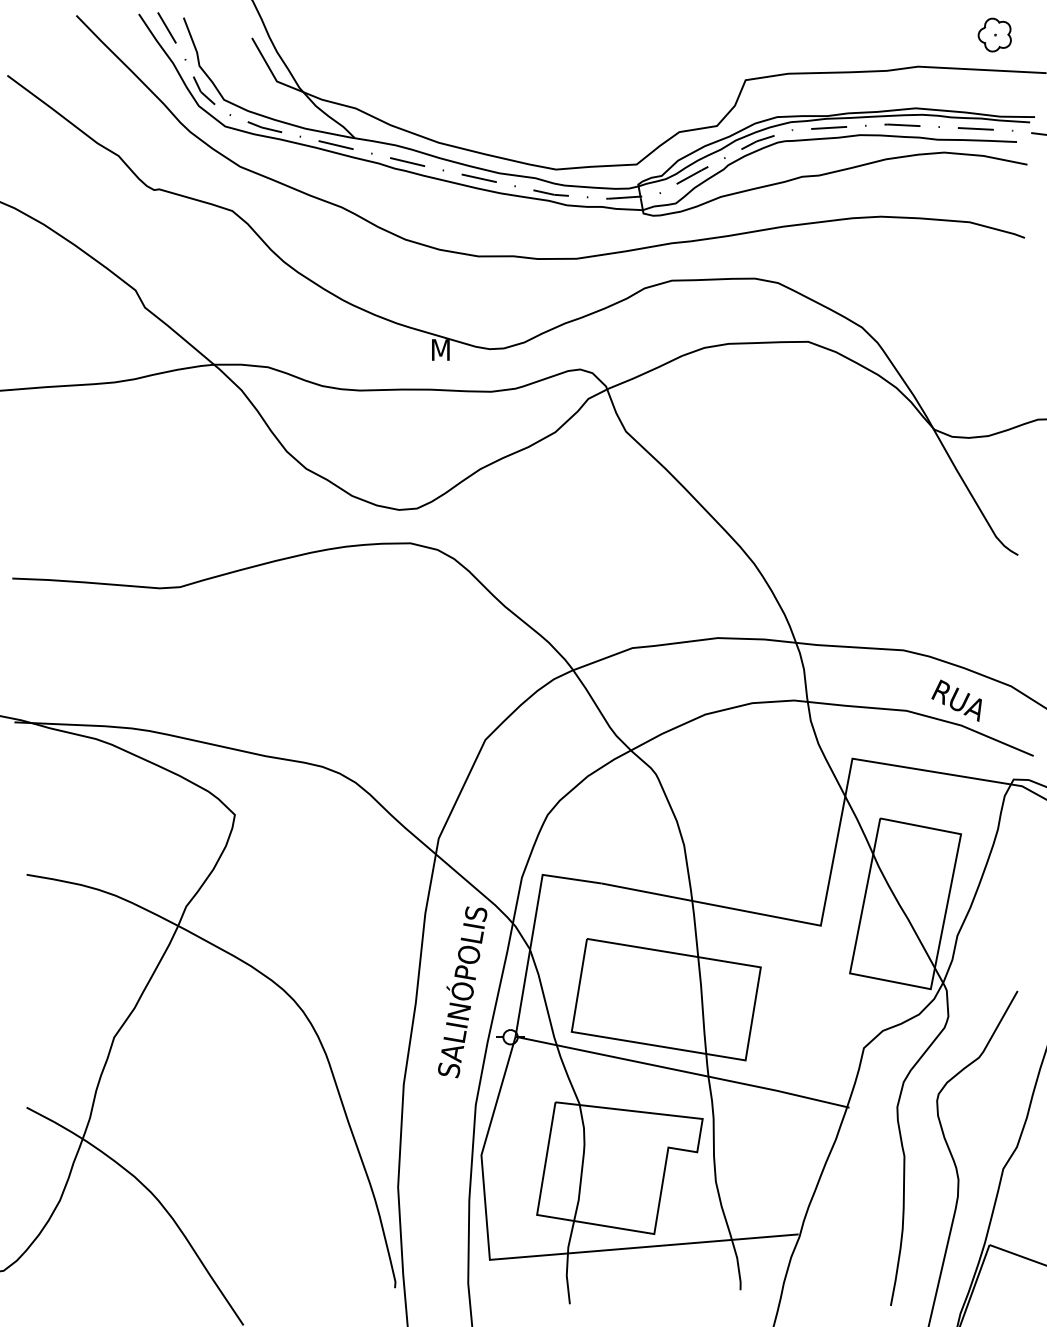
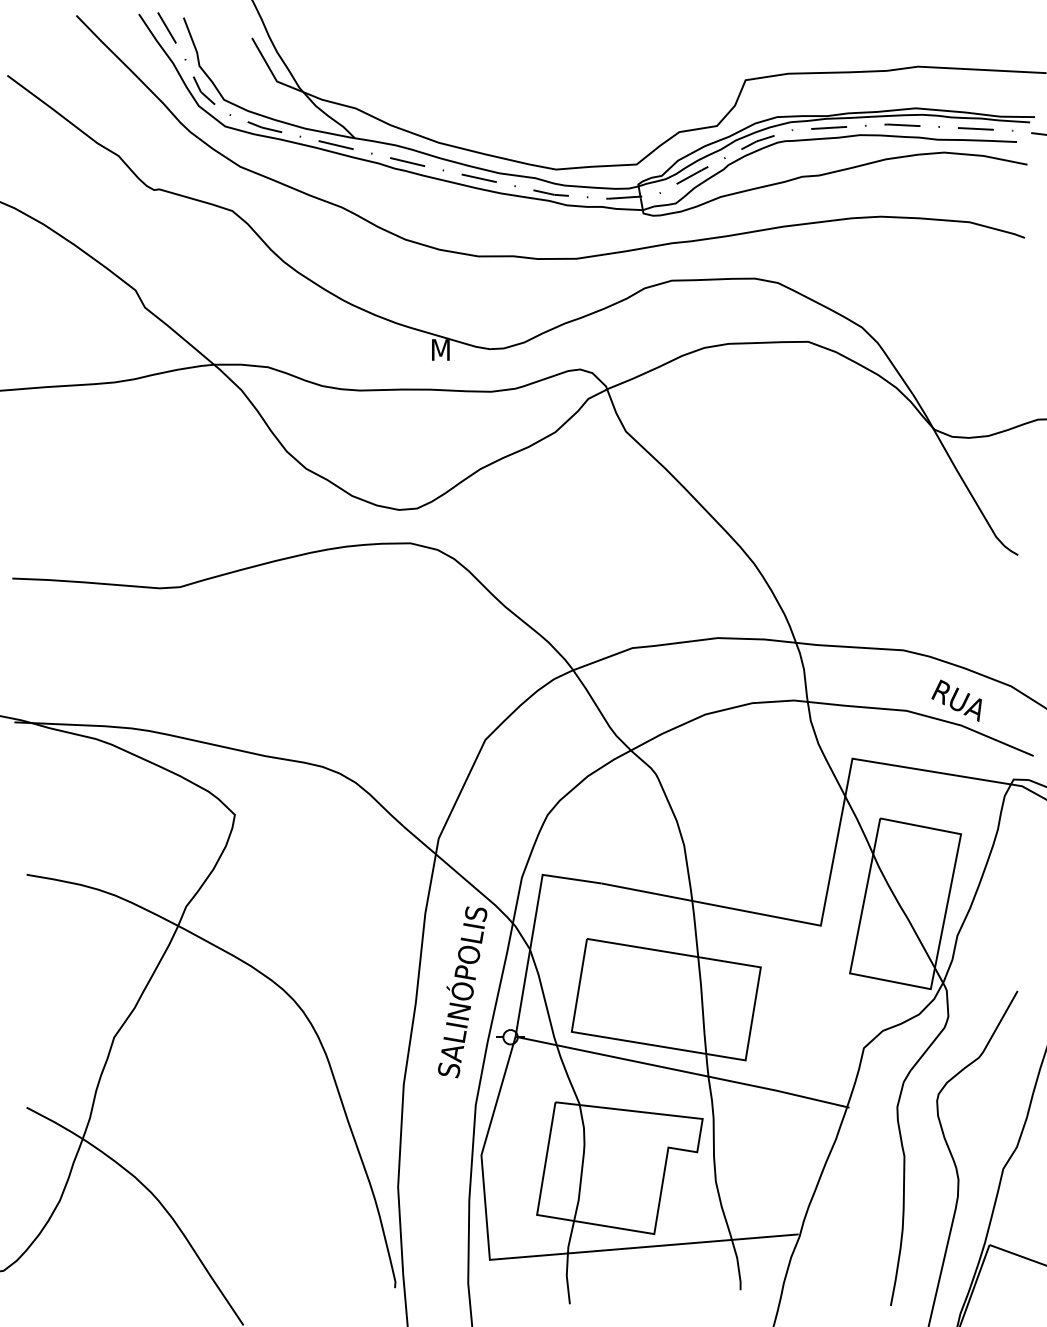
part: present -> none (994, 34)
